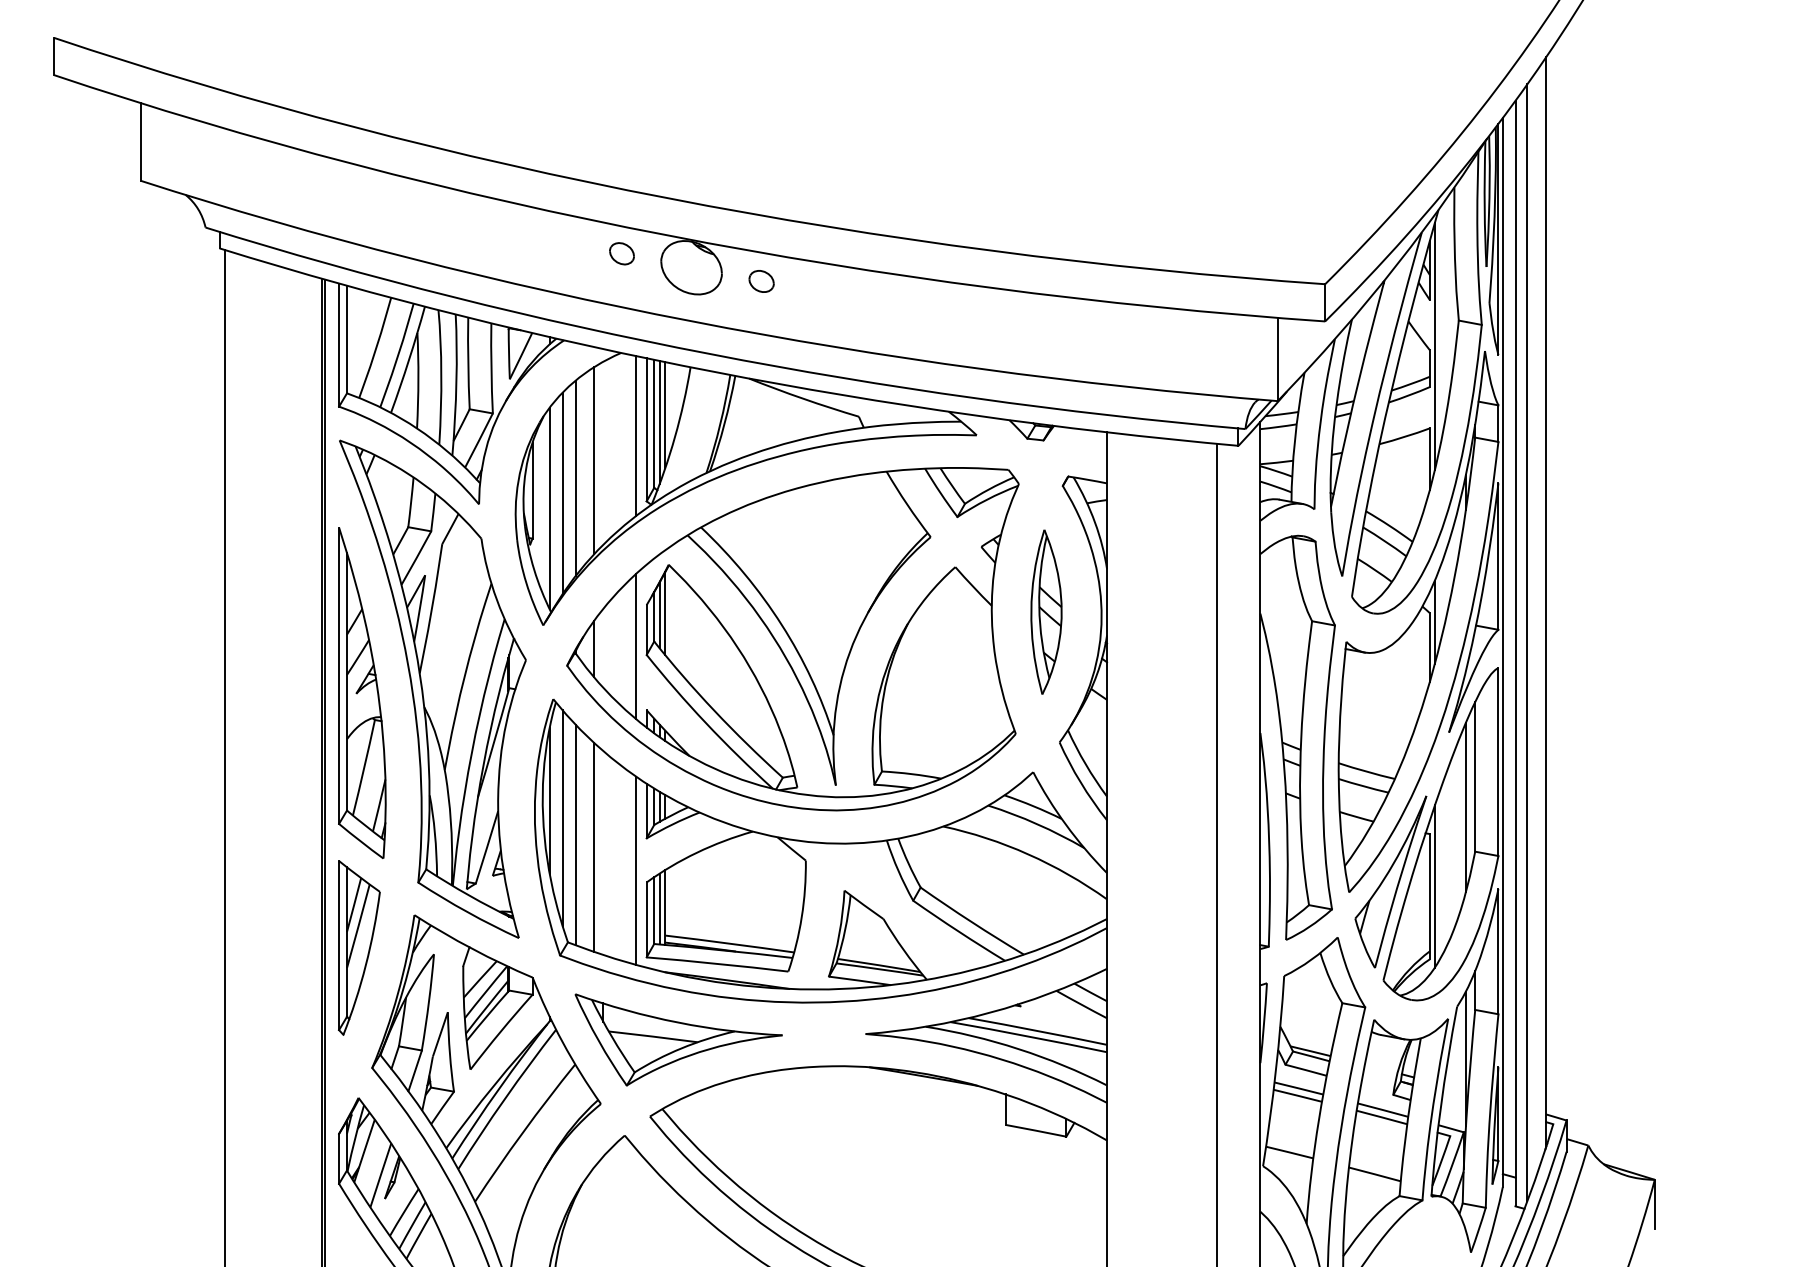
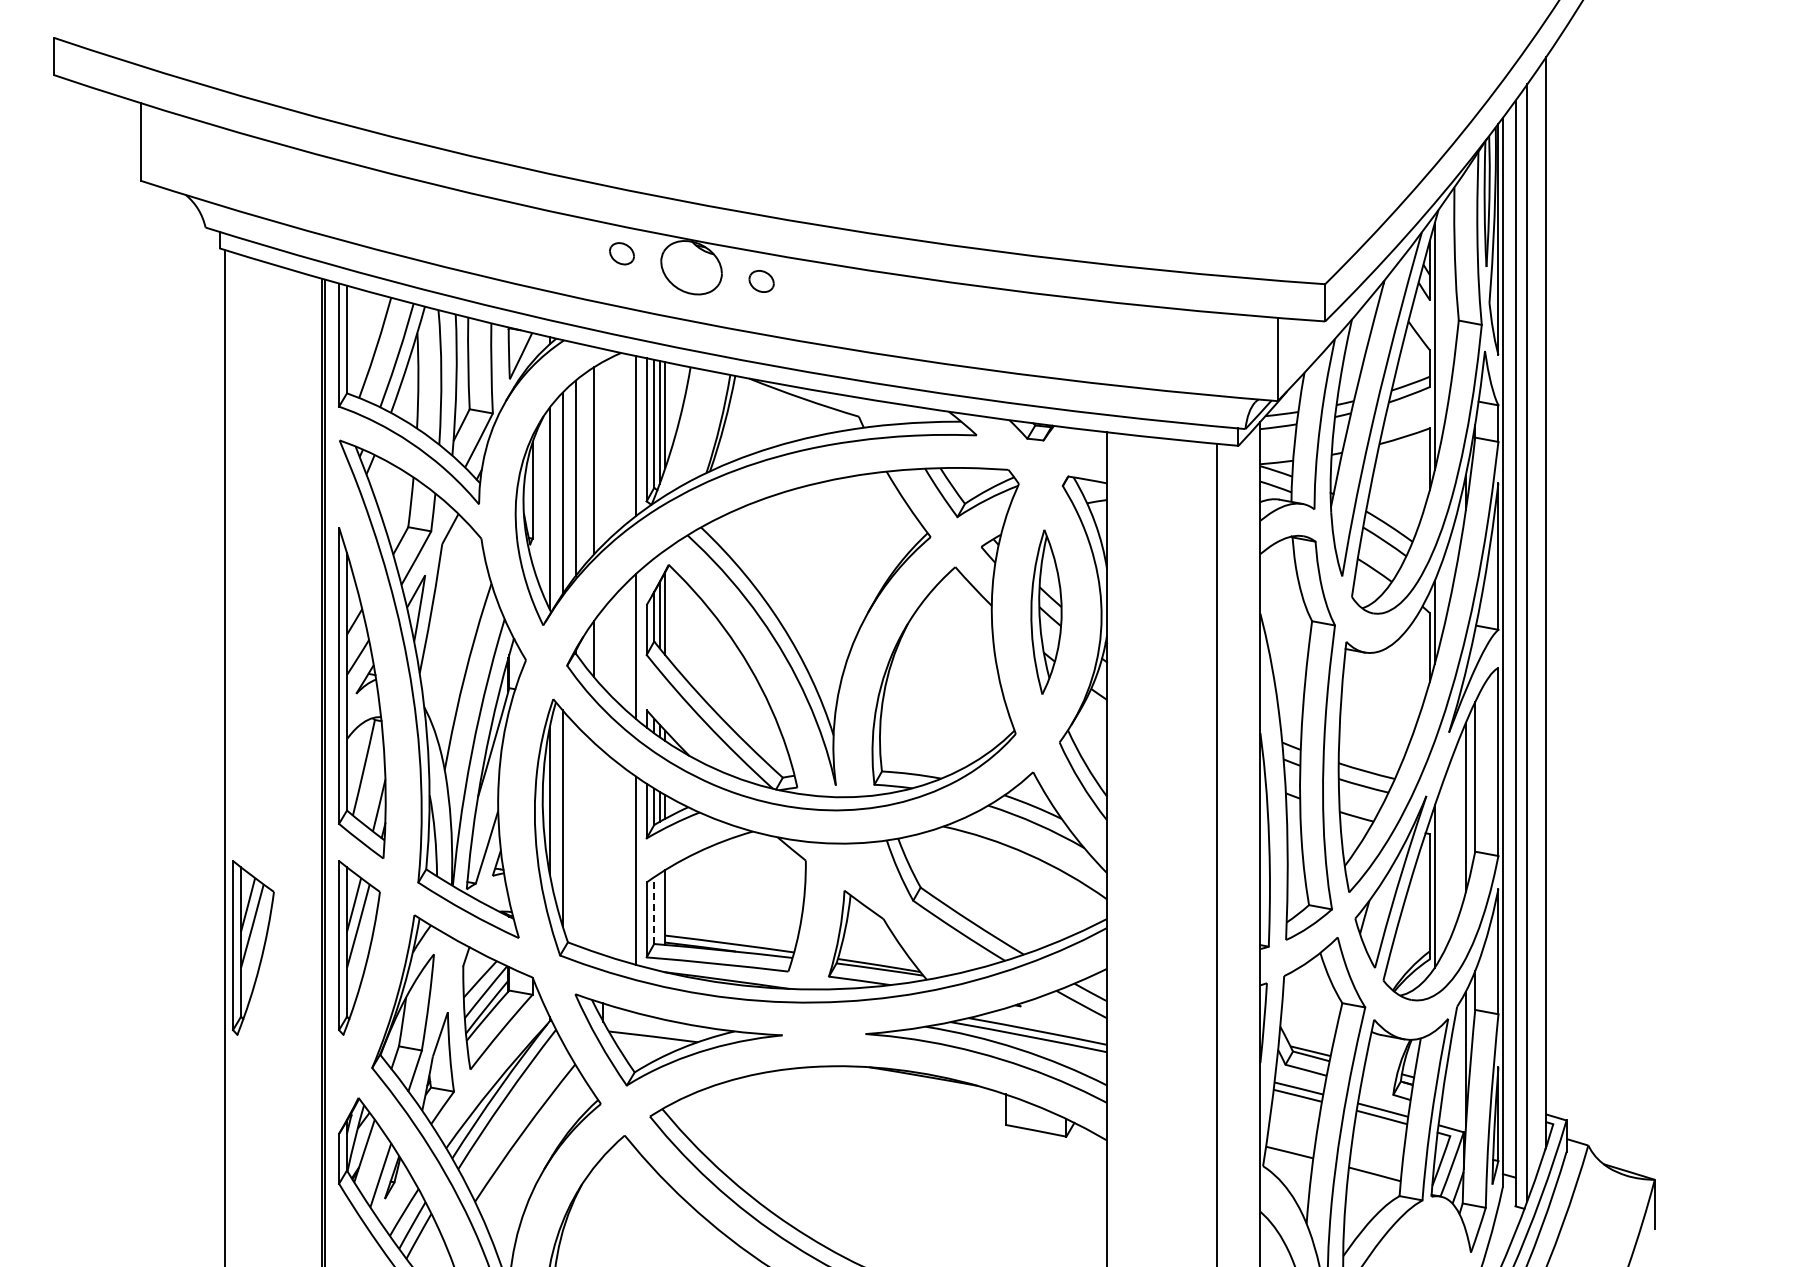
line: present -> none (575, 834)
line: present -> none (594, 846)
line: present -> none (659, 908)
line: solid -> dashed (654, 910)
part: none -> present (253, 947)
